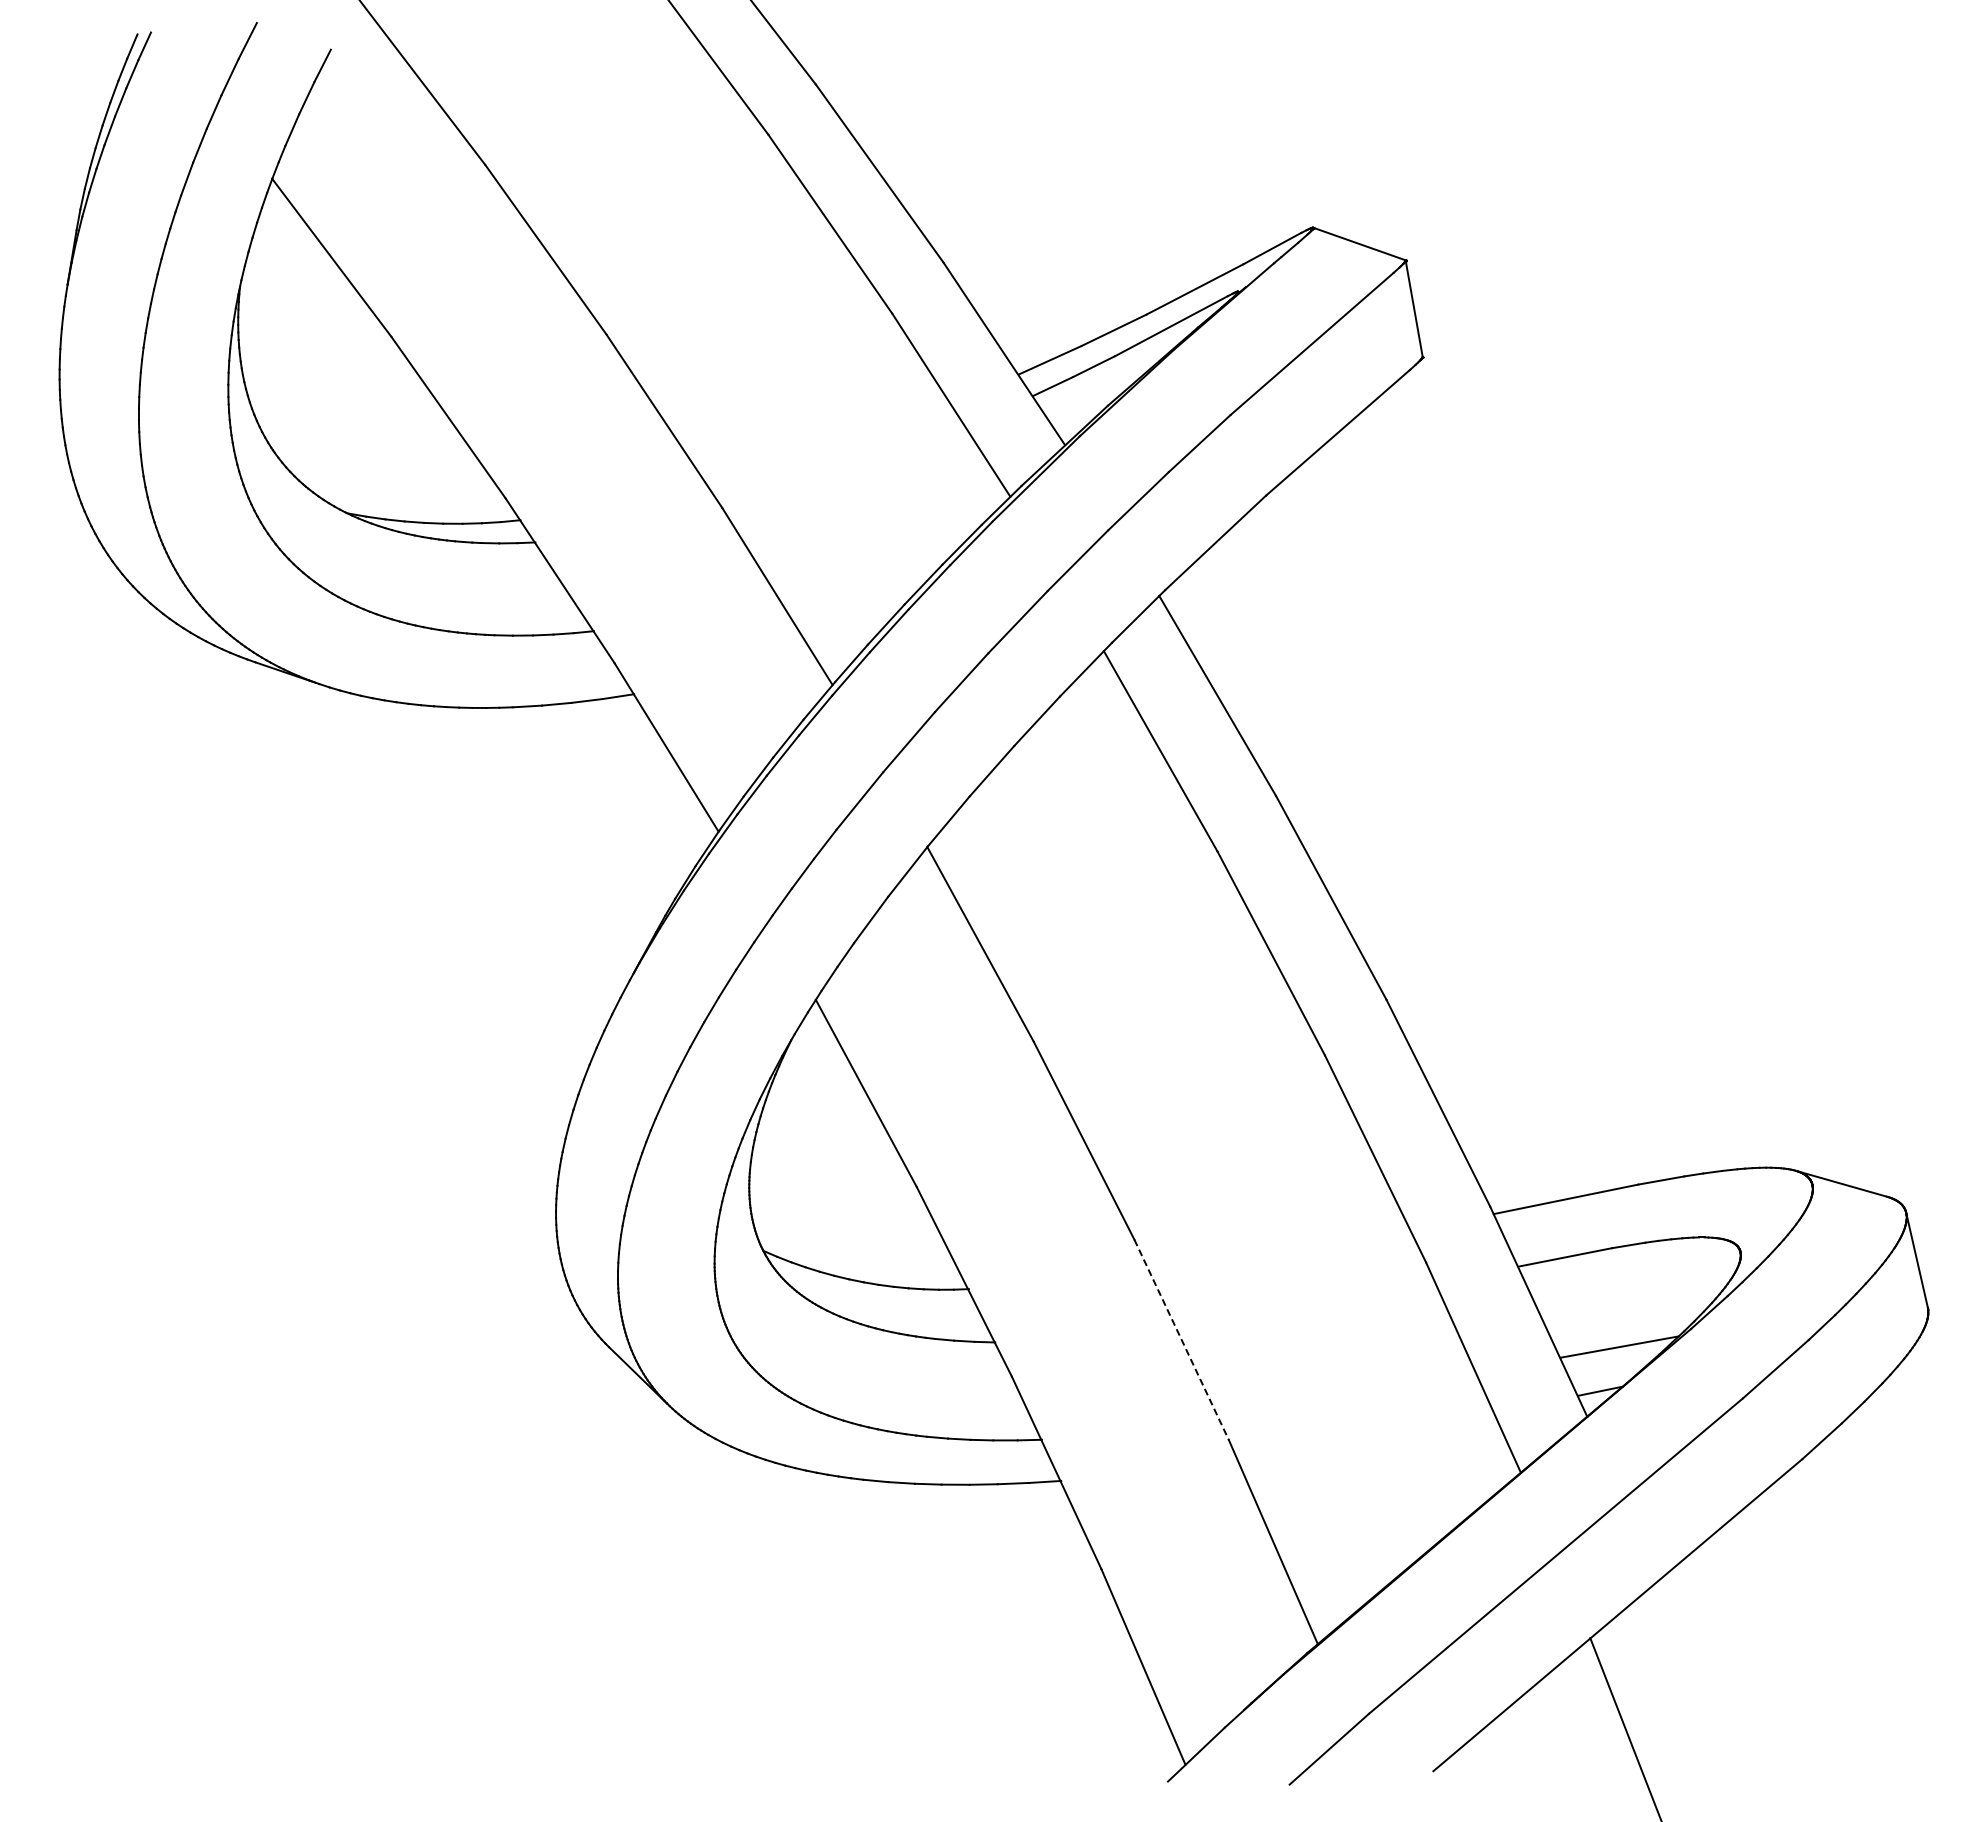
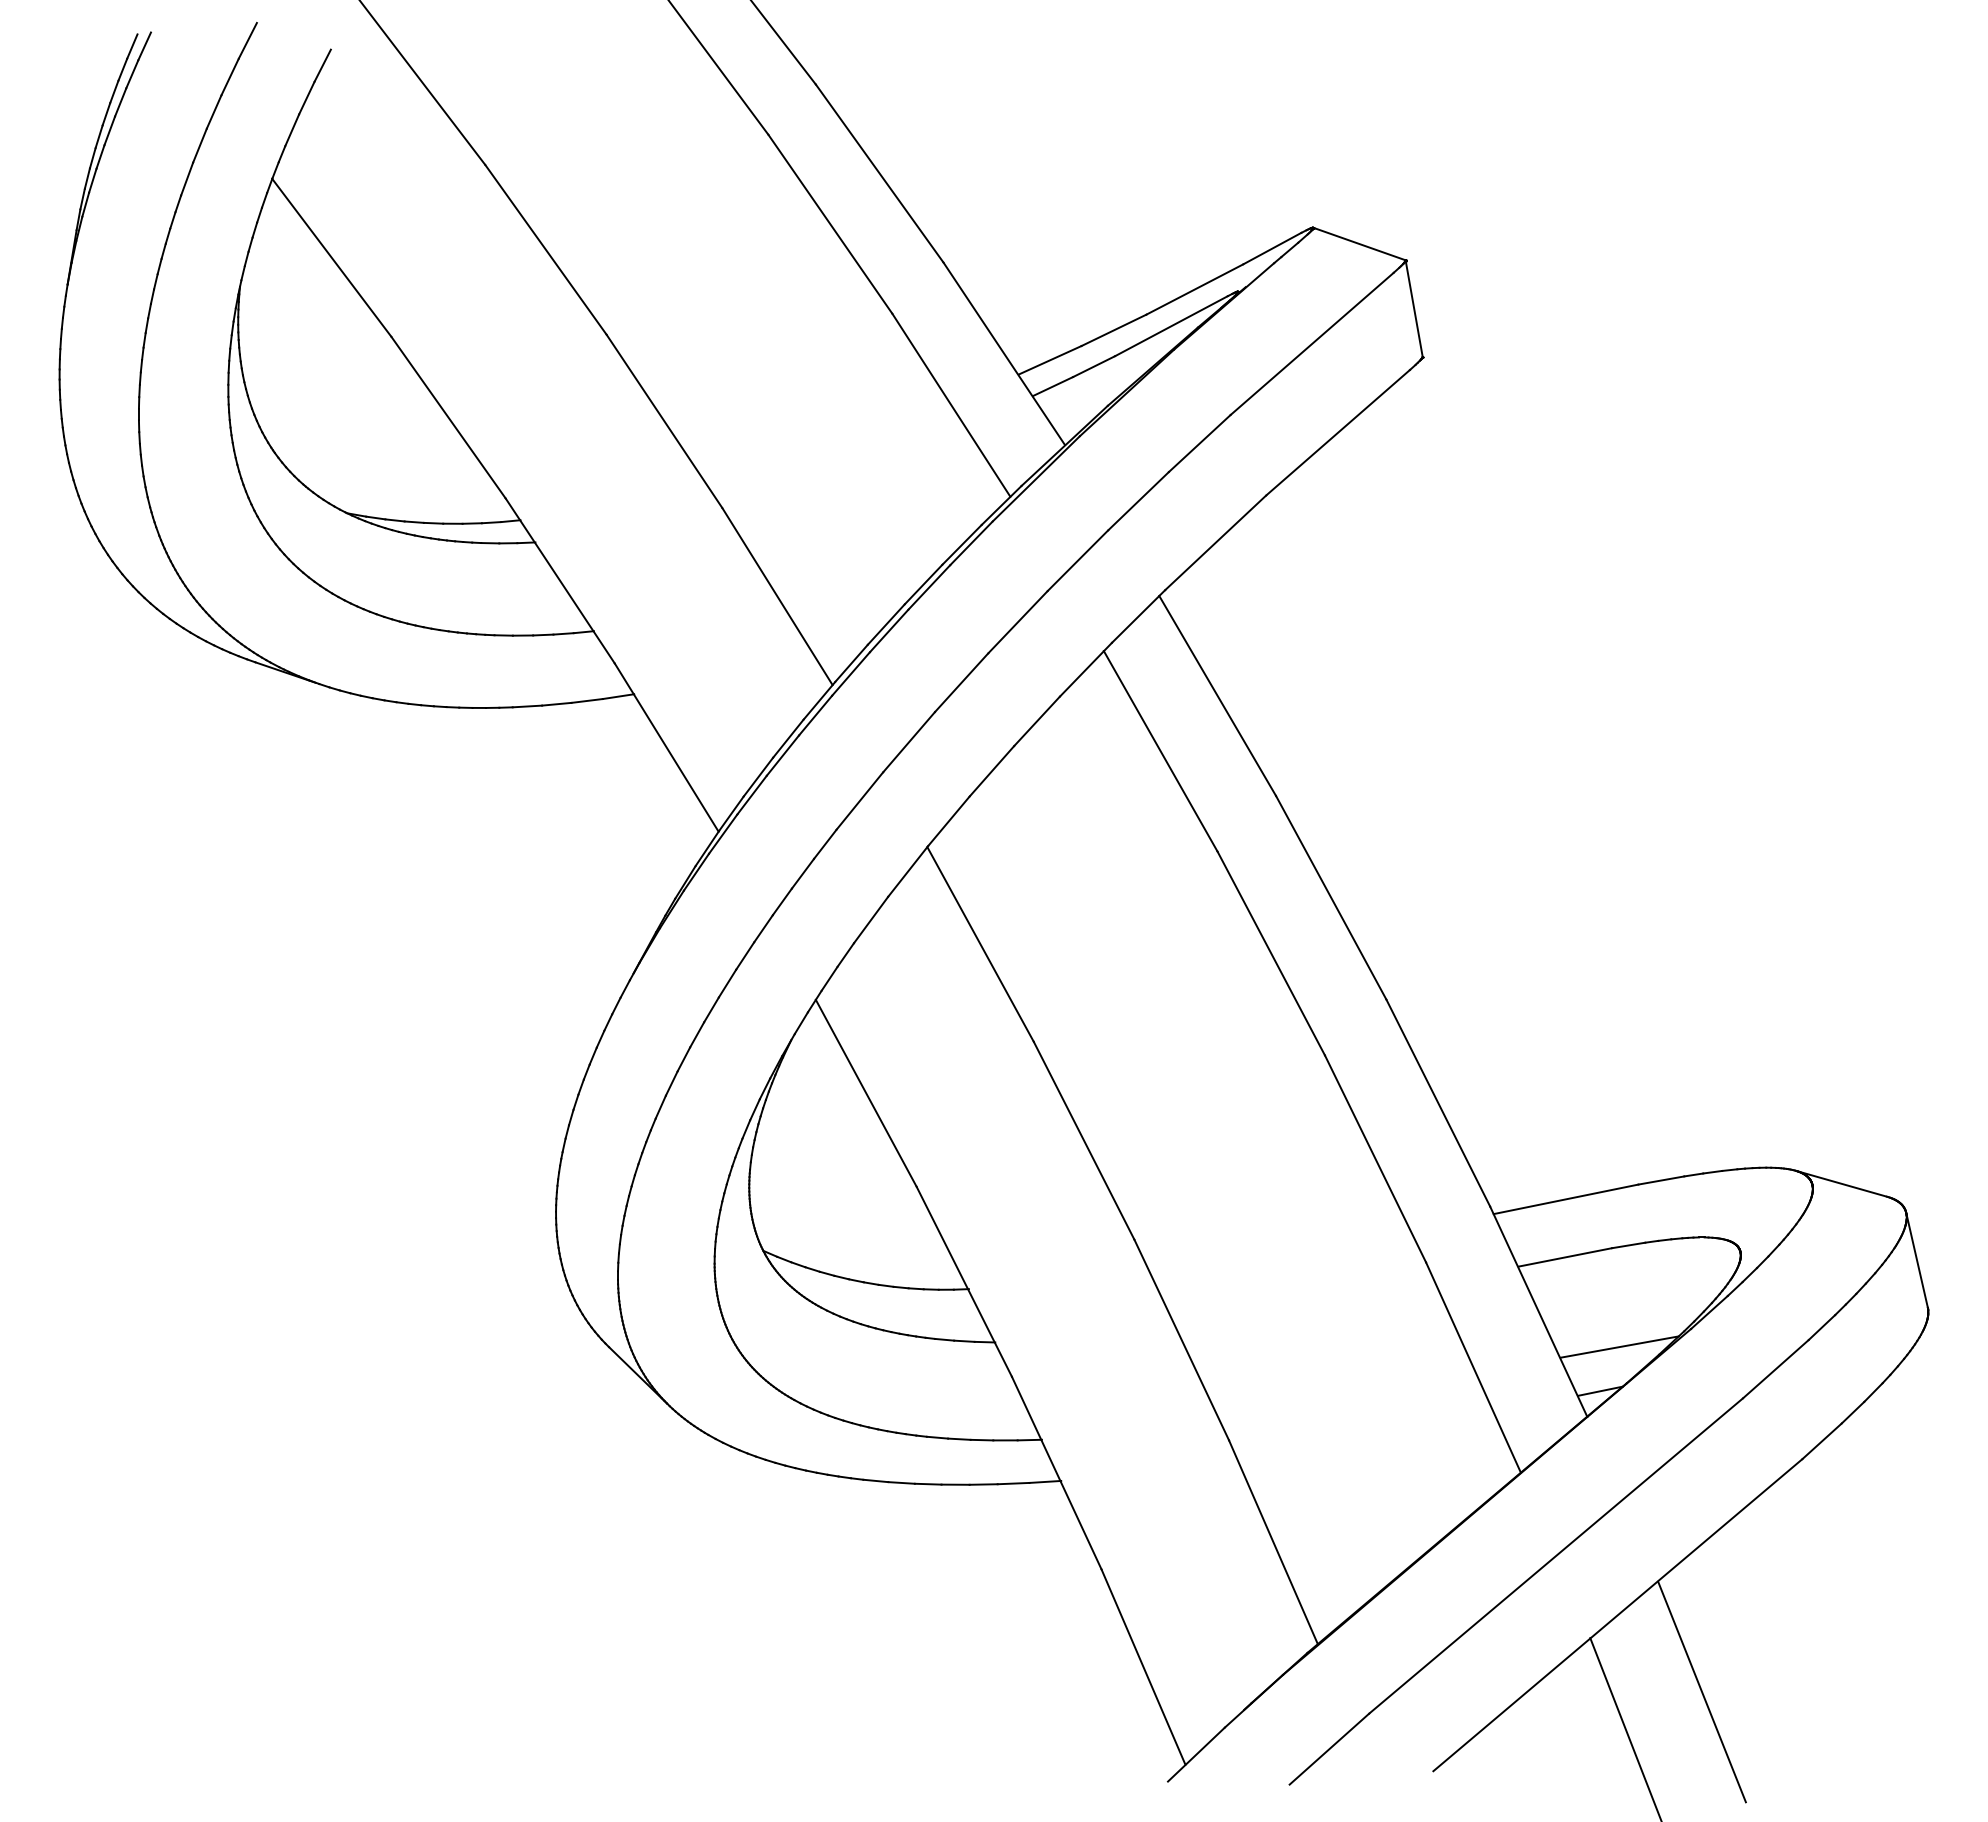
line: dashed -> solid (1181, 1340)
line: none -> present (1701, 1691)
